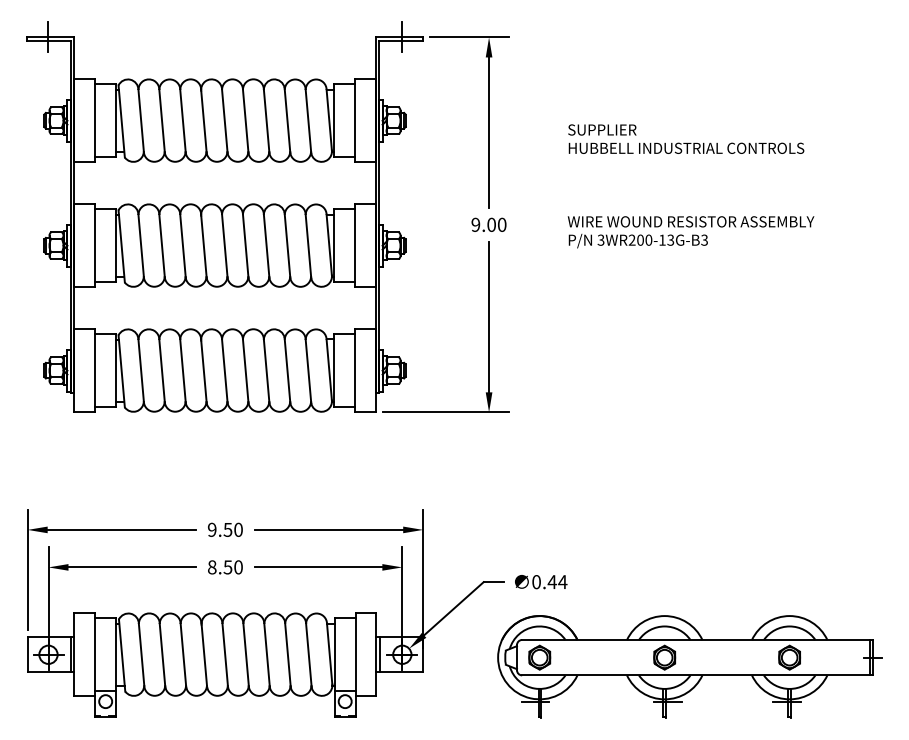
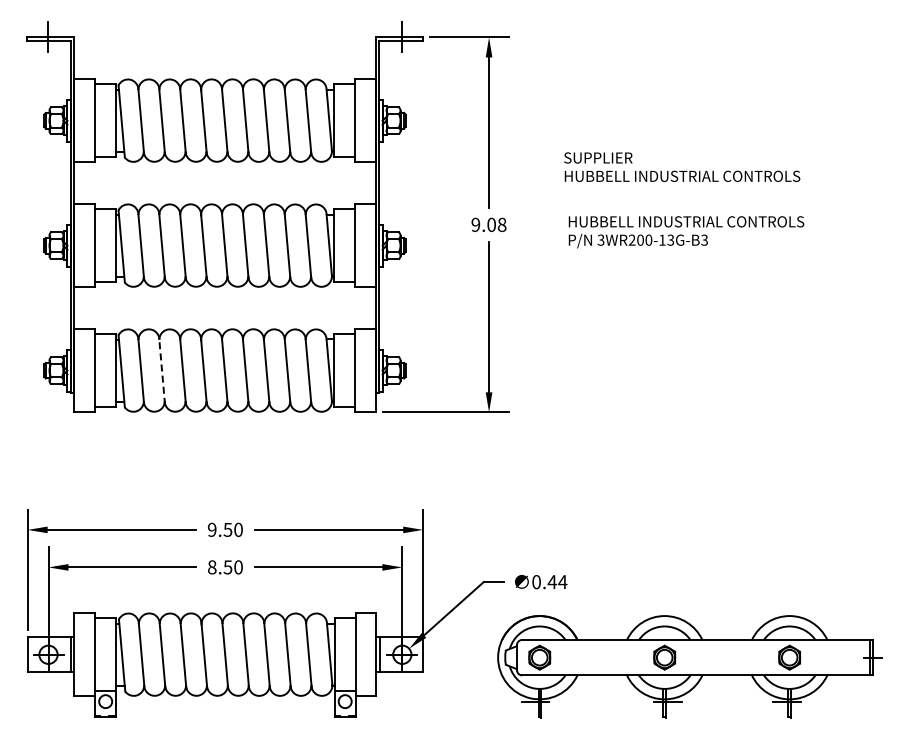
text position: (686, 138) -> (682, 166) (682, 166)
text: WIRE WOUND RESISTOR ASSEMBLY -> HUBBELL INDUSTRIAL CONTROLS (690, 221)
text: 9.00 -> 9.08 (501, 224)
line: solid -> dashed (162, 372)
